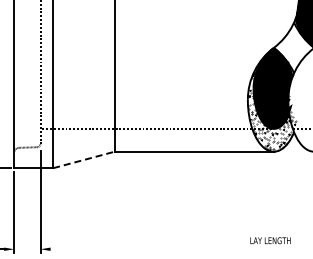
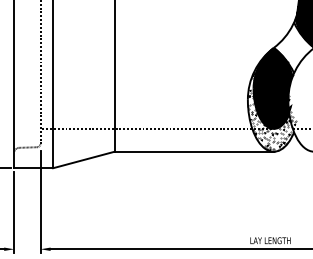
line: dashed -> solid (83, 159)
line: none -> present (179, 249)
